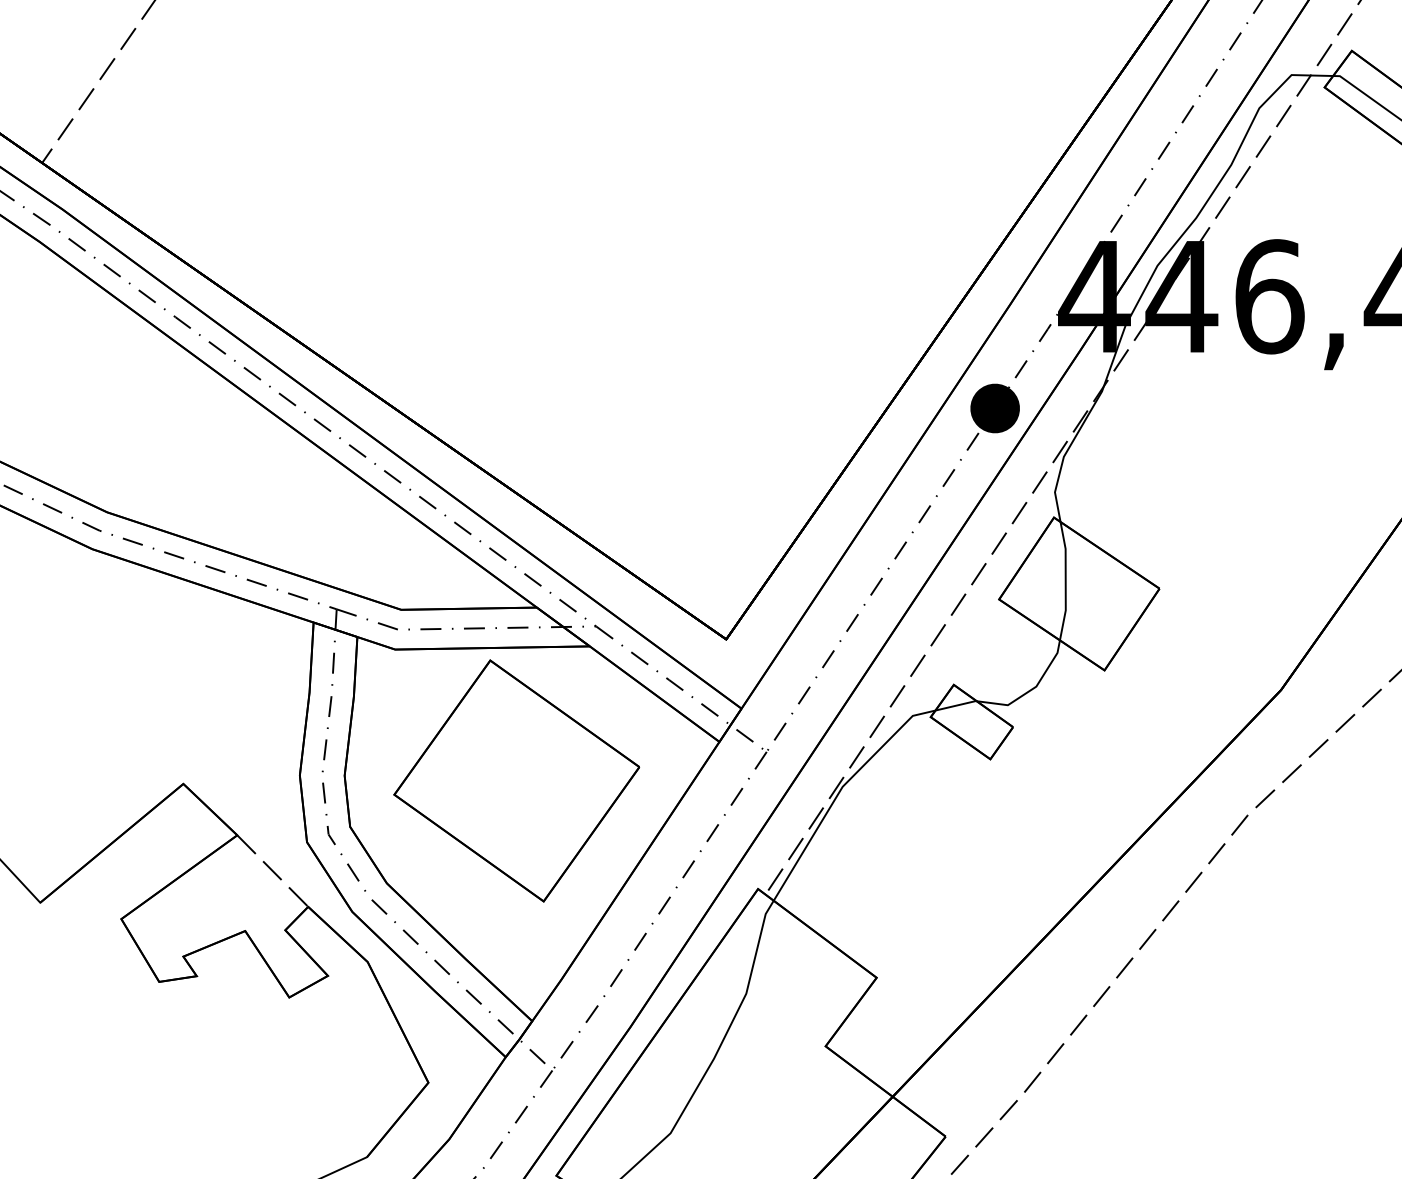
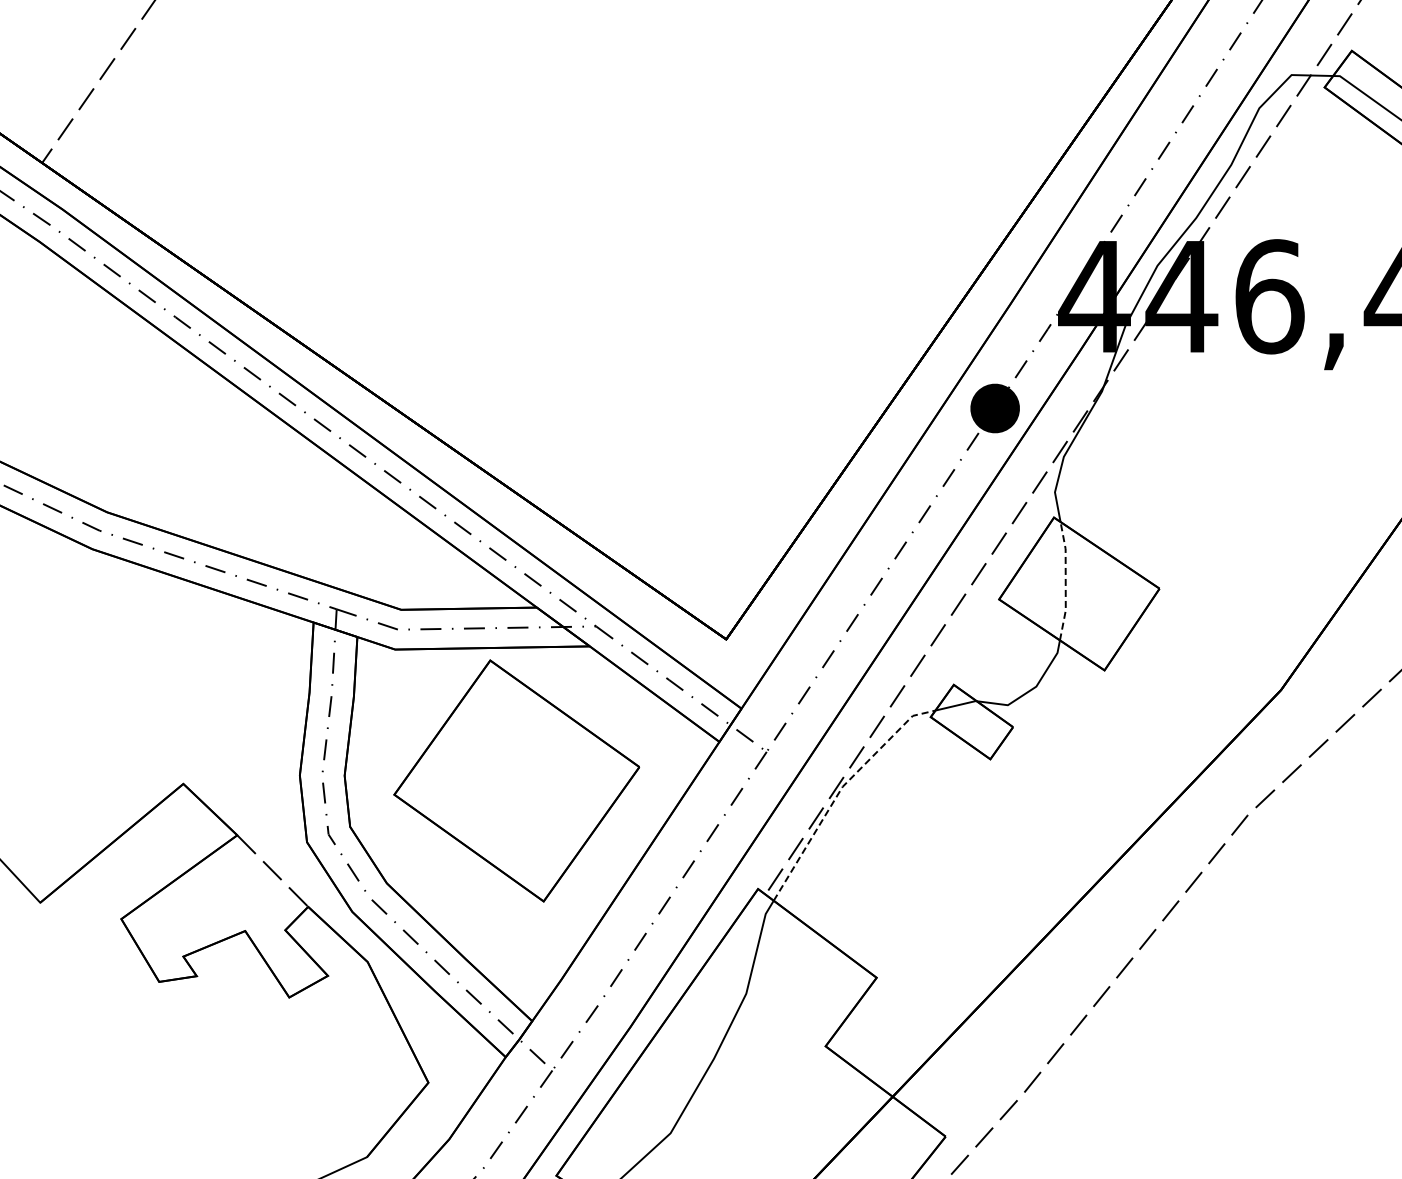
line: solid -> dashed (1065, 580)
line: solid -> dashed (840, 790)
